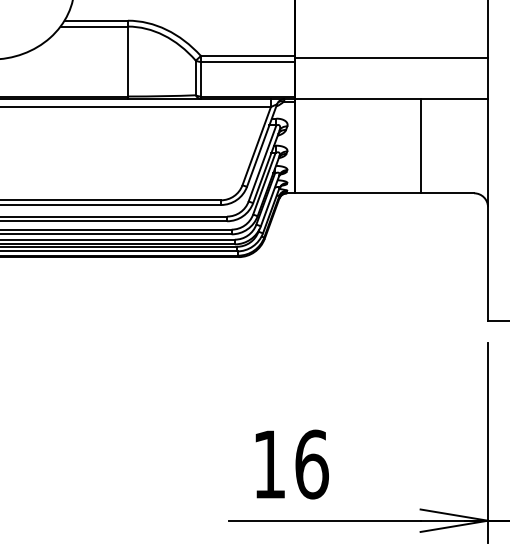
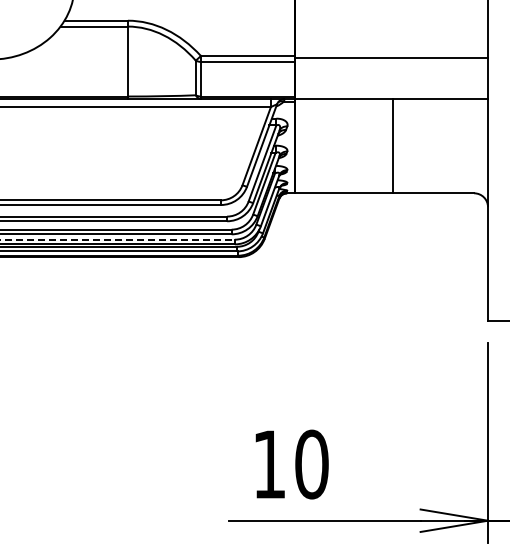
line position: (421, 145) -> (393, 145) (393, 145)
line: solid -> dashed (117, 239)
text: 16 -> 10 (311, 464)
